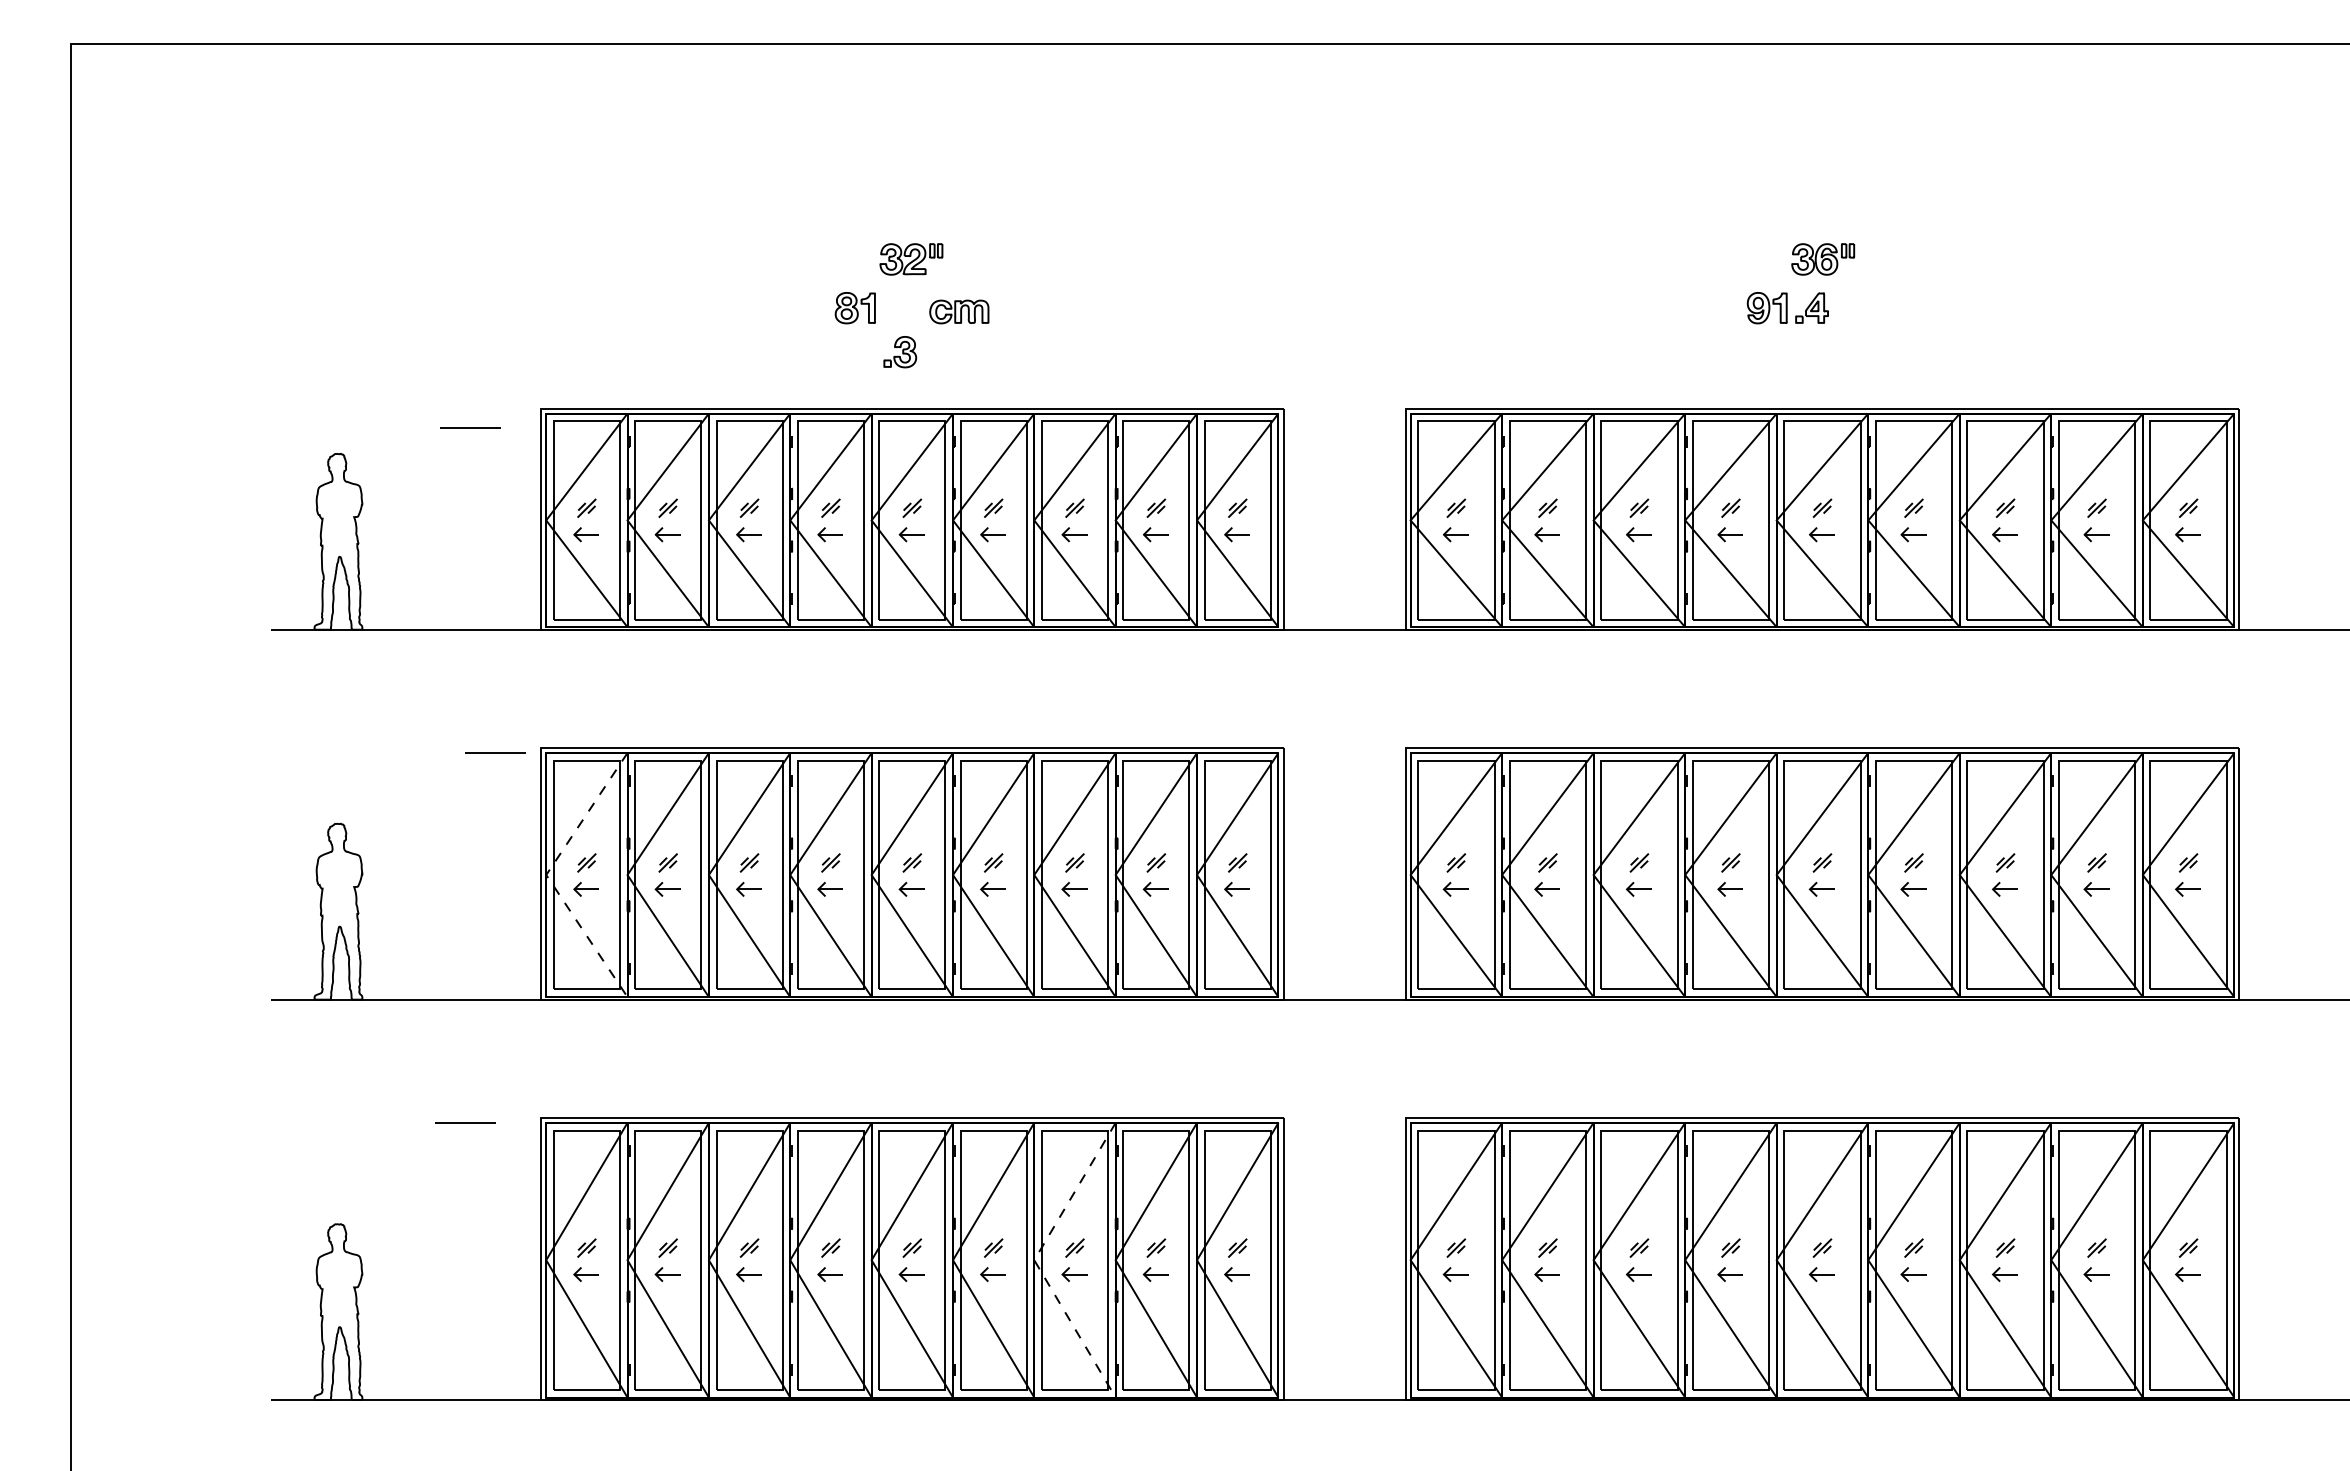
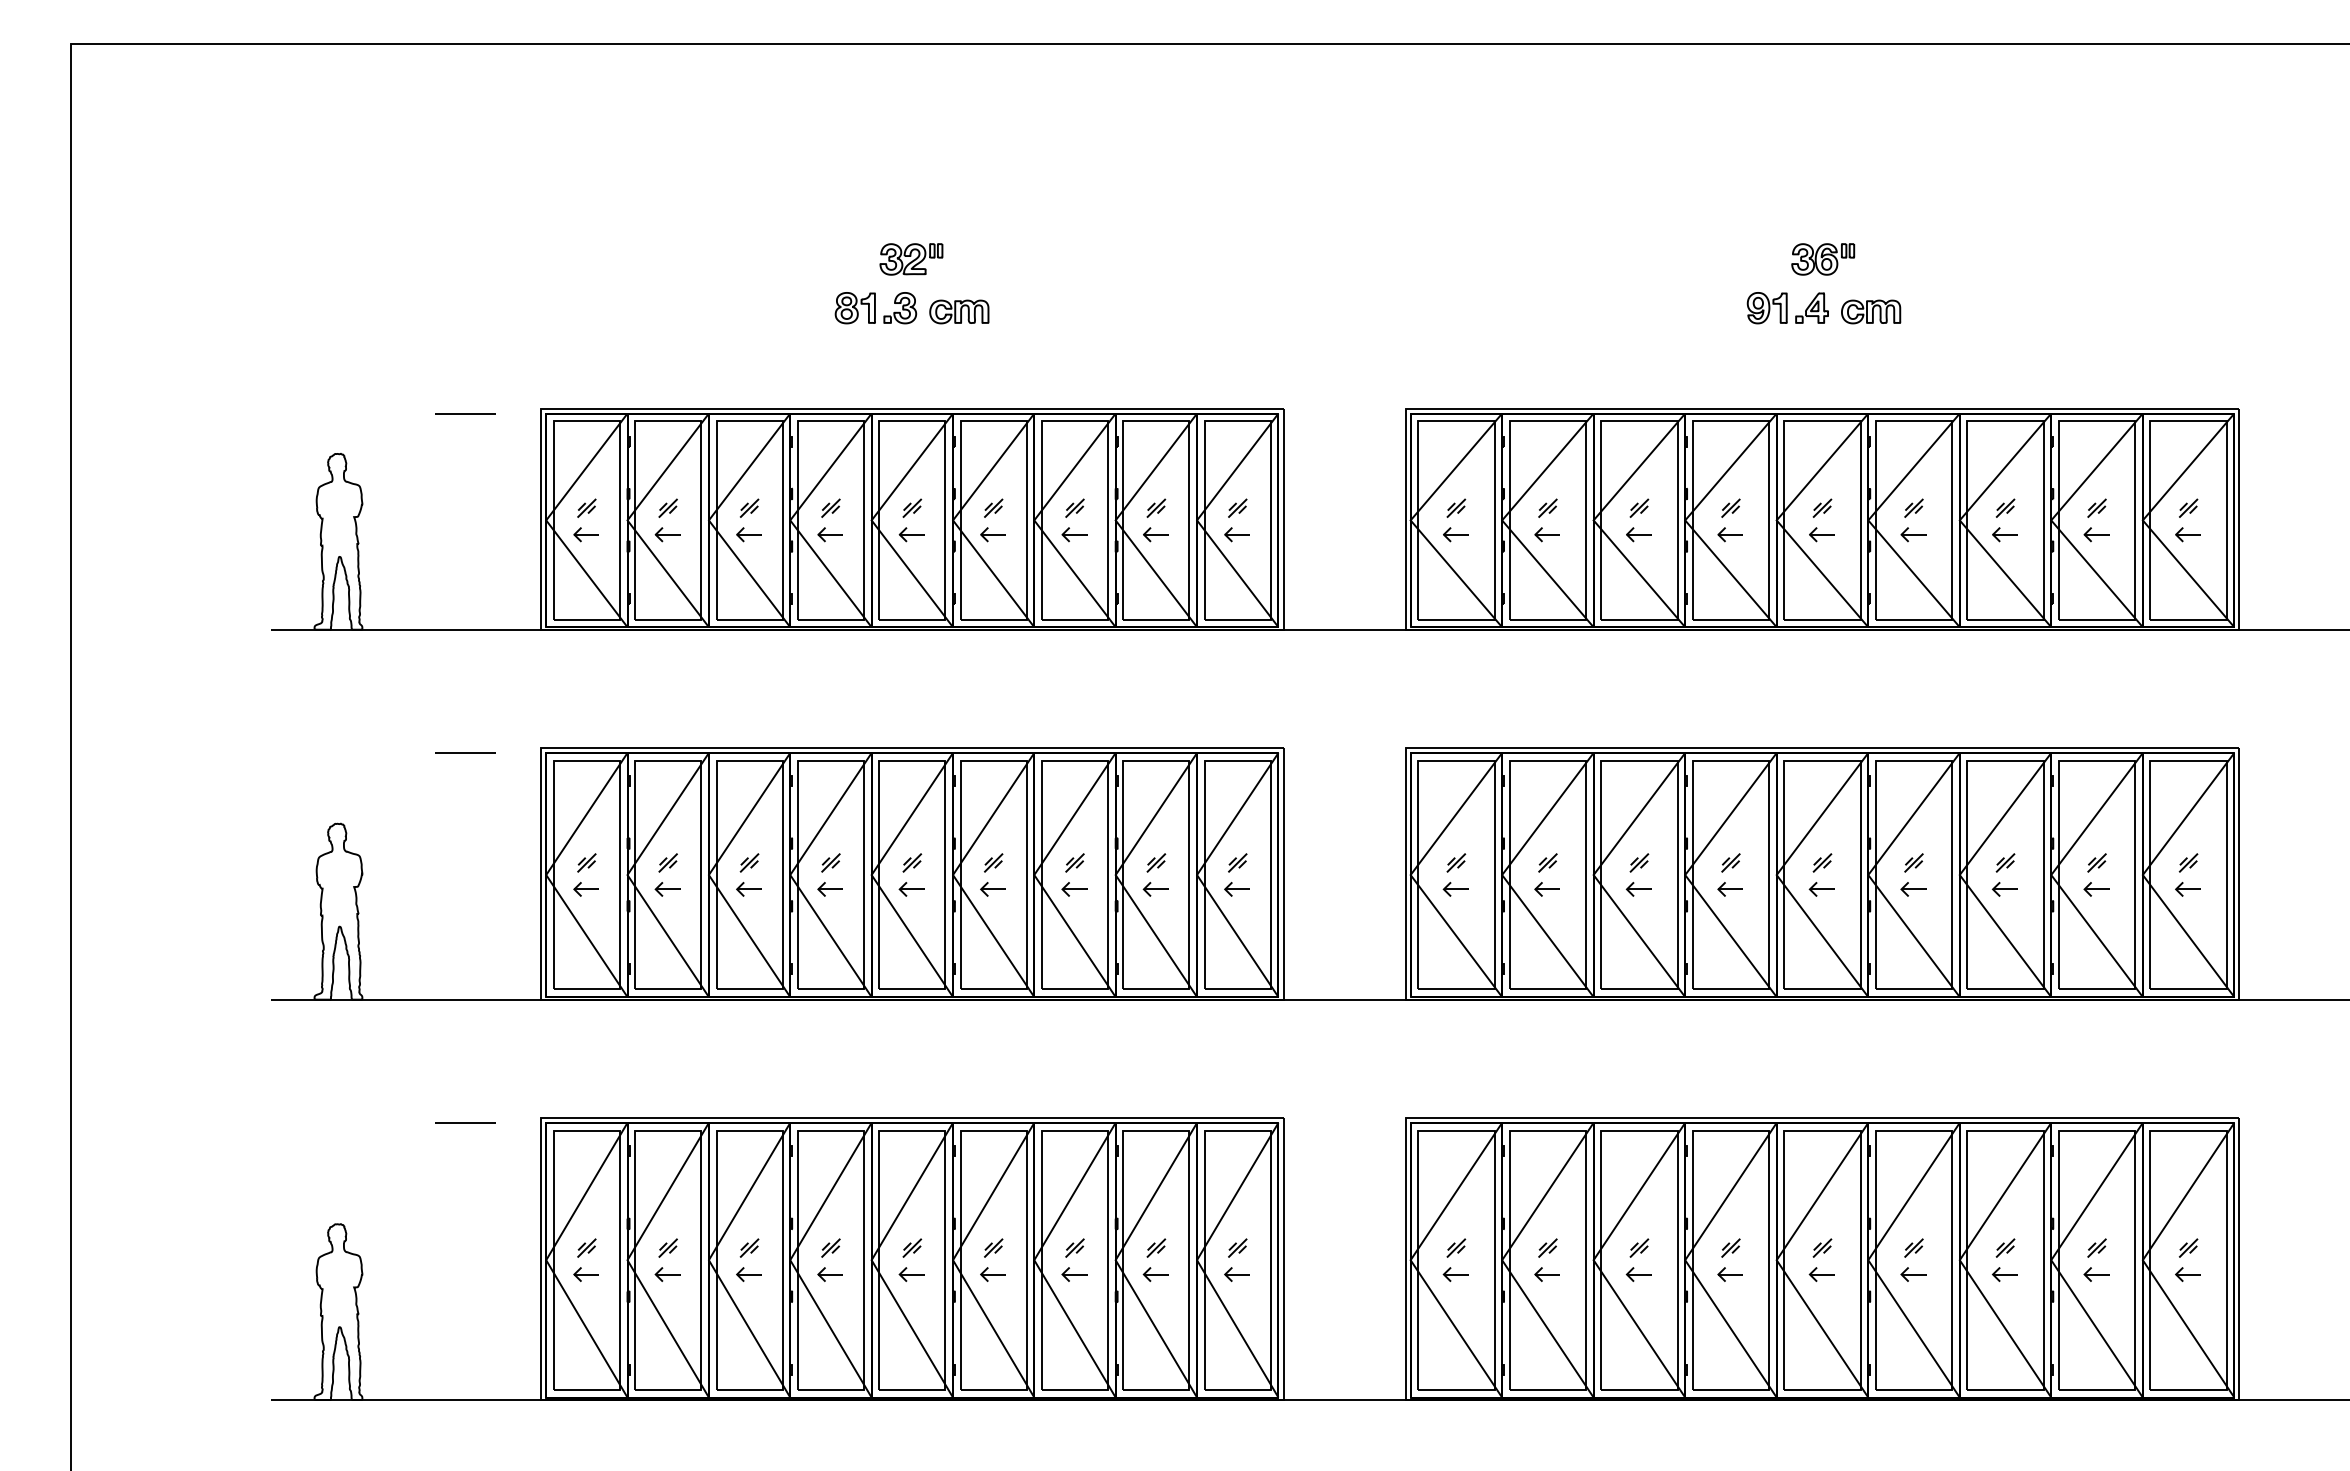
part: none -> present (1871, 311)
part position: (900, 352) -> (900, 308) (900, 308)
line position: (470, 427) -> (465, 413) (465, 413)
line position: (495, 752) -> (465, 752) (465, 752)
line: dashed -> solid (546, 875)
line: dashed -> solid (1034, 1260)
